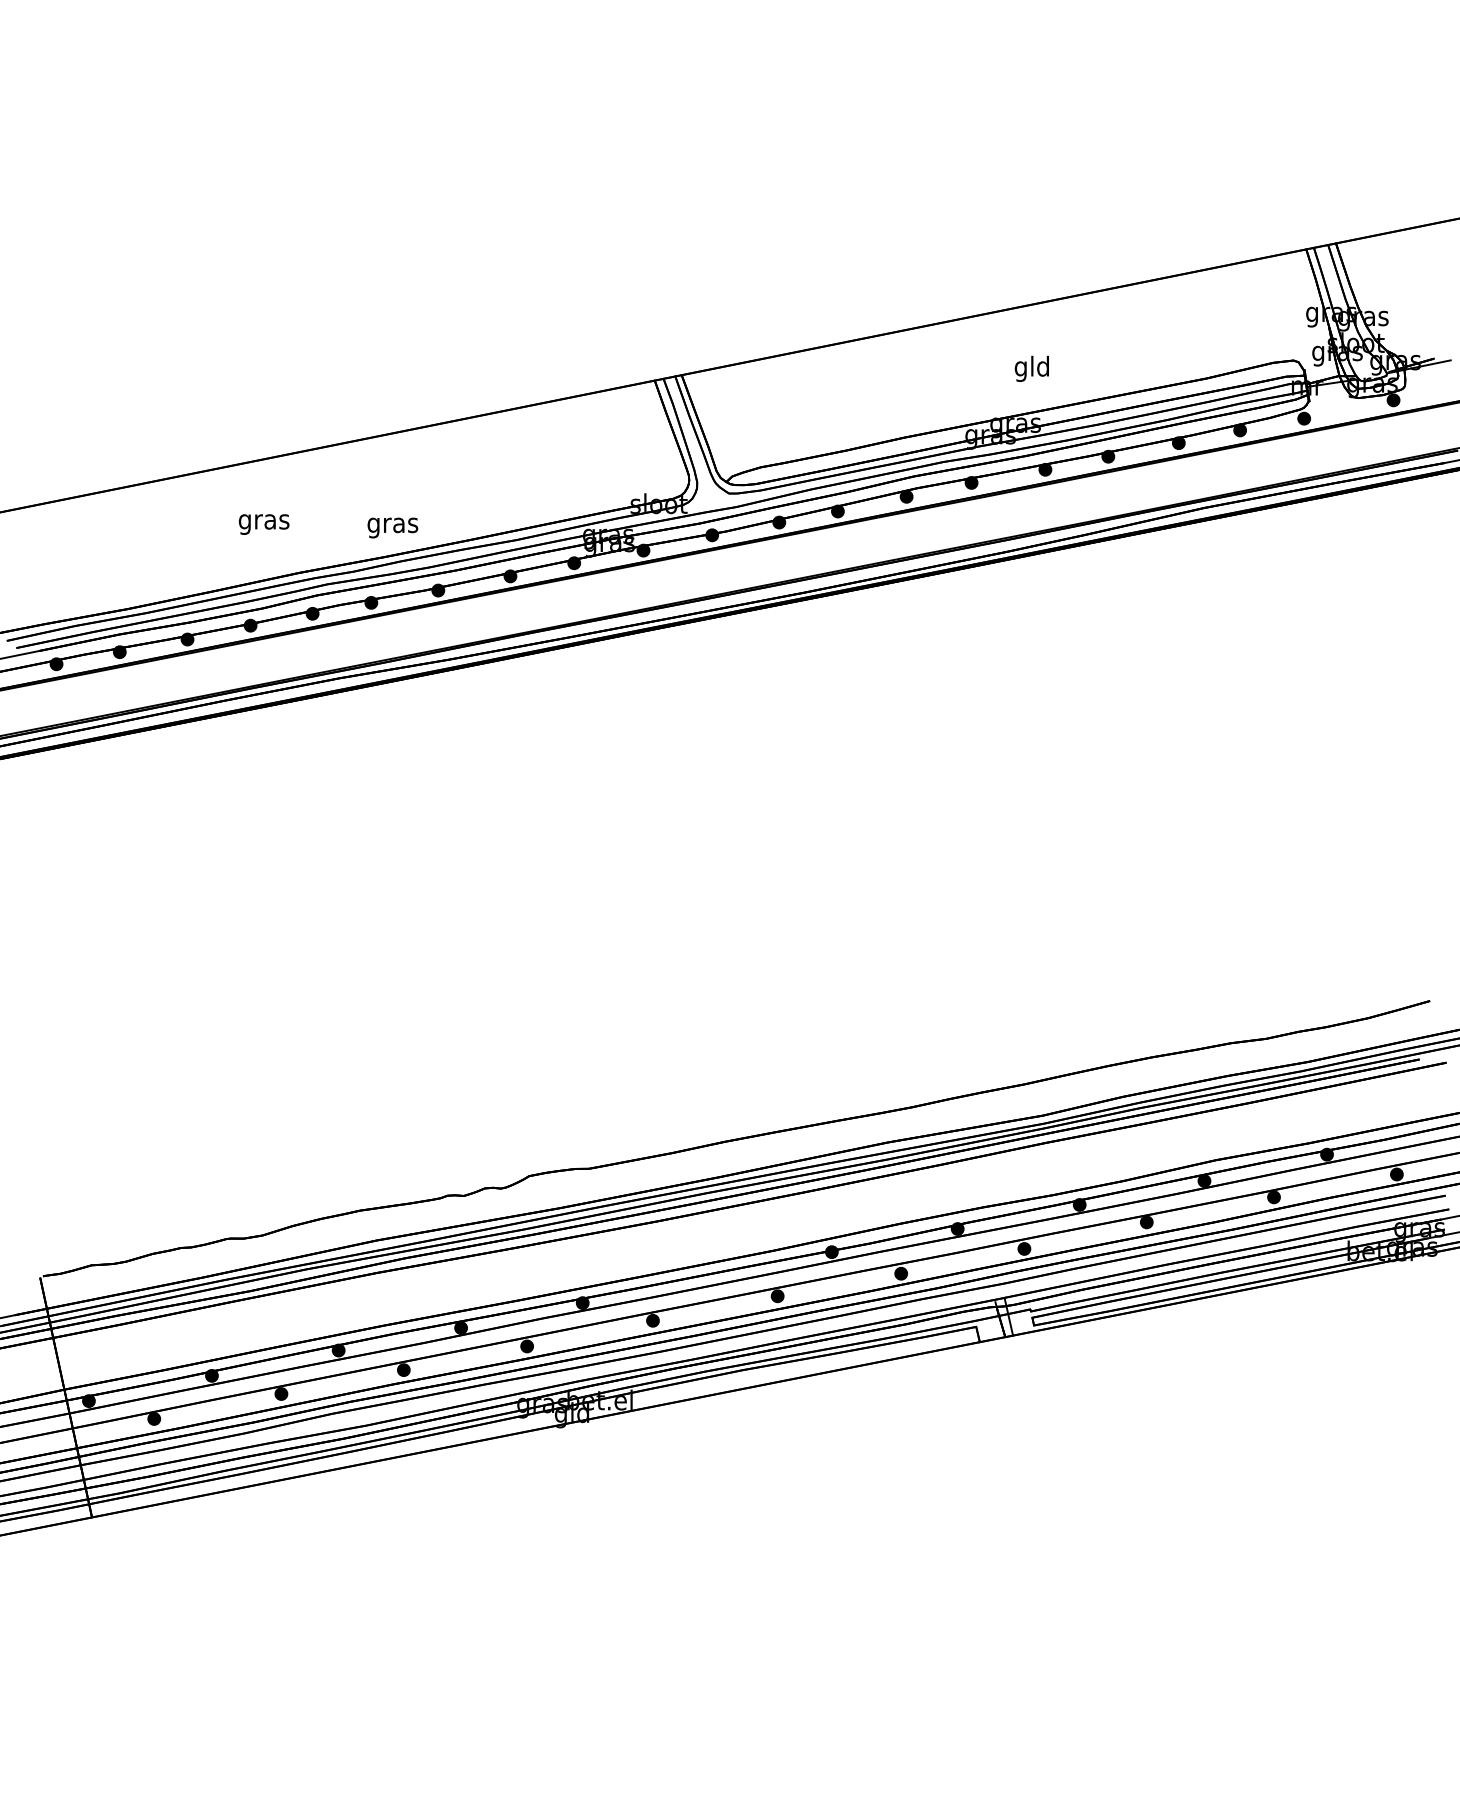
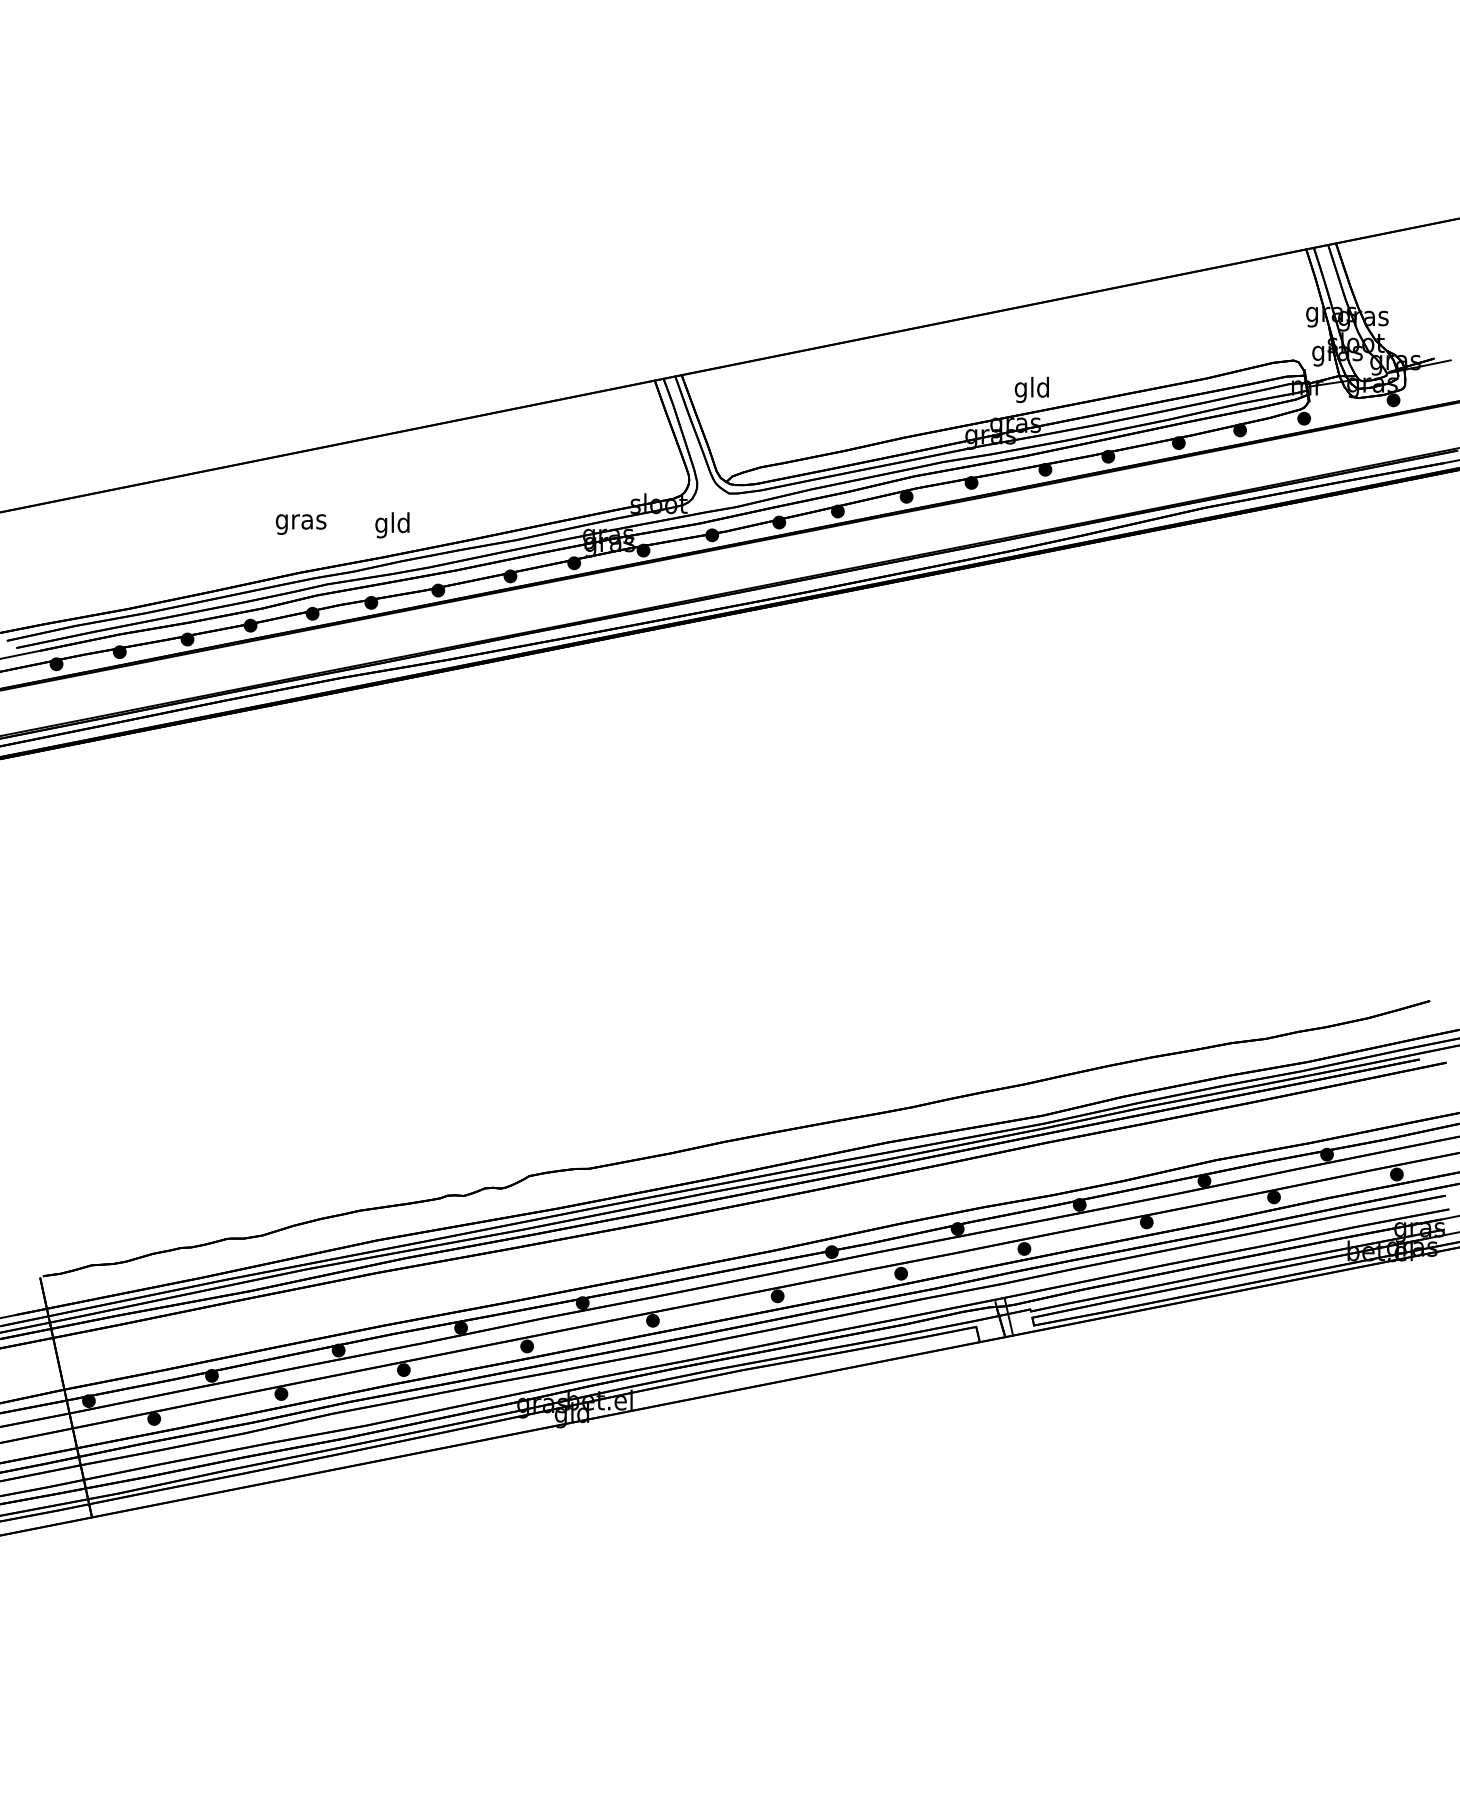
text position: (1031, 368) -> (1031, 389) (1031, 389)
text position: (263, 524) -> (300, 524) (300, 524)
text: gras -> gld (392, 525)
